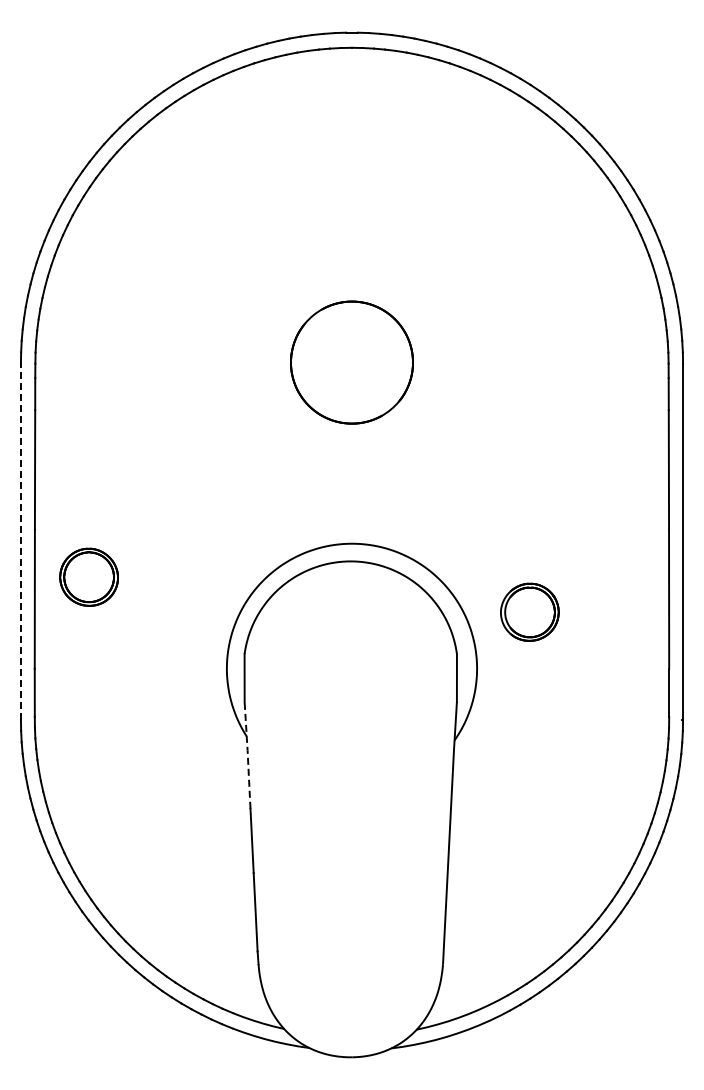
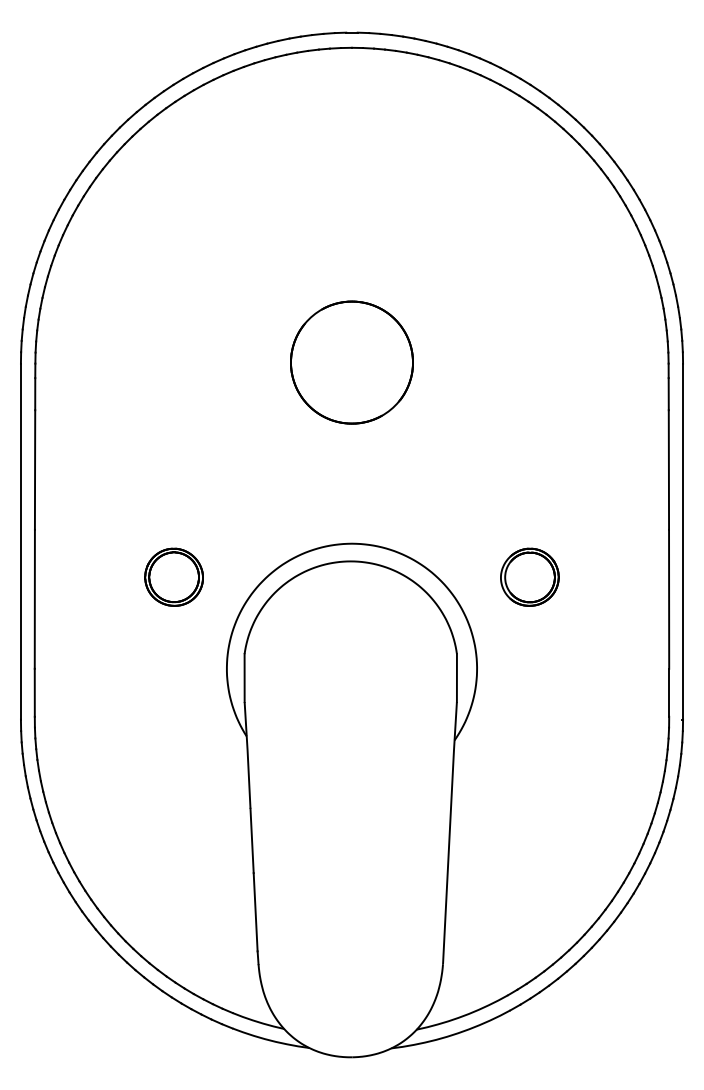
line: dashed -> solid (20, 541)
part position: (88, 576) -> (173, 576) (173, 576)
part position: (529, 611) -> (529, 576) (529, 576)
line: dashed -> solid (247, 754)
